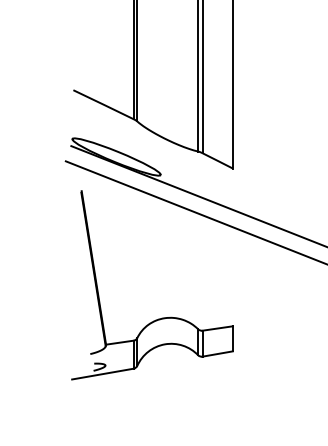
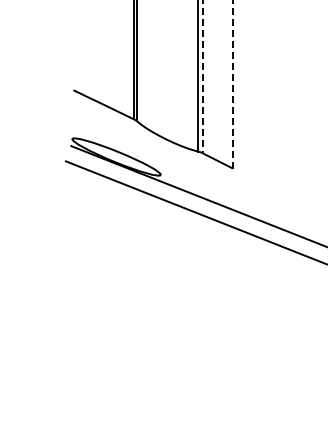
line: solid -> dashed (202, 77)
line: solid -> dashed (232, 84)
part: present -> none (162, 317)
